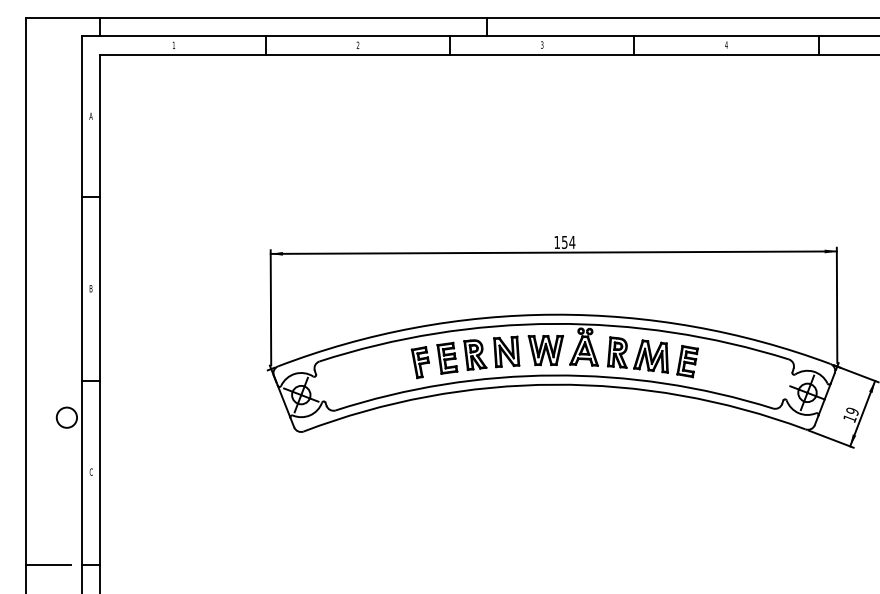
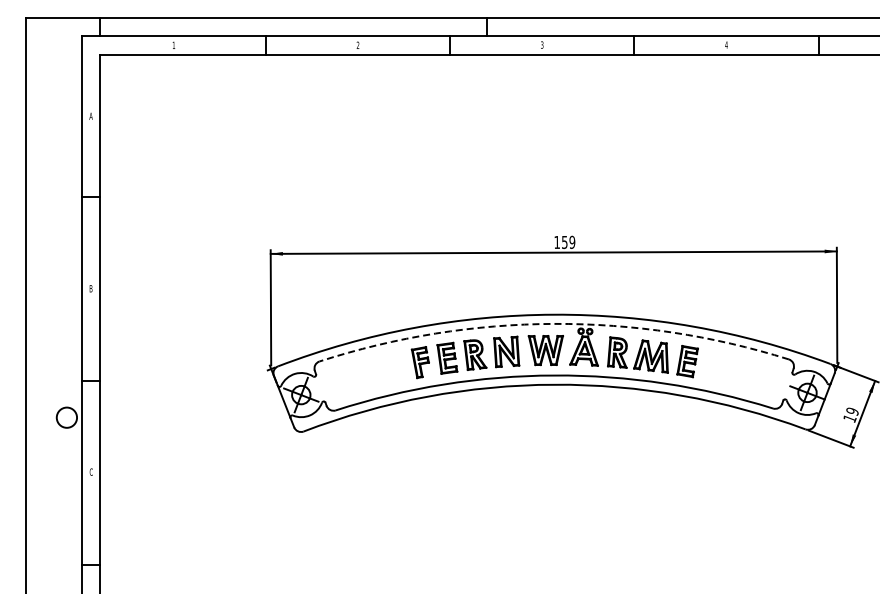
text: 154 -> 159 (572, 241)
arc: solid -> dashed (554, 323)
line: present -> none (48, 565)
